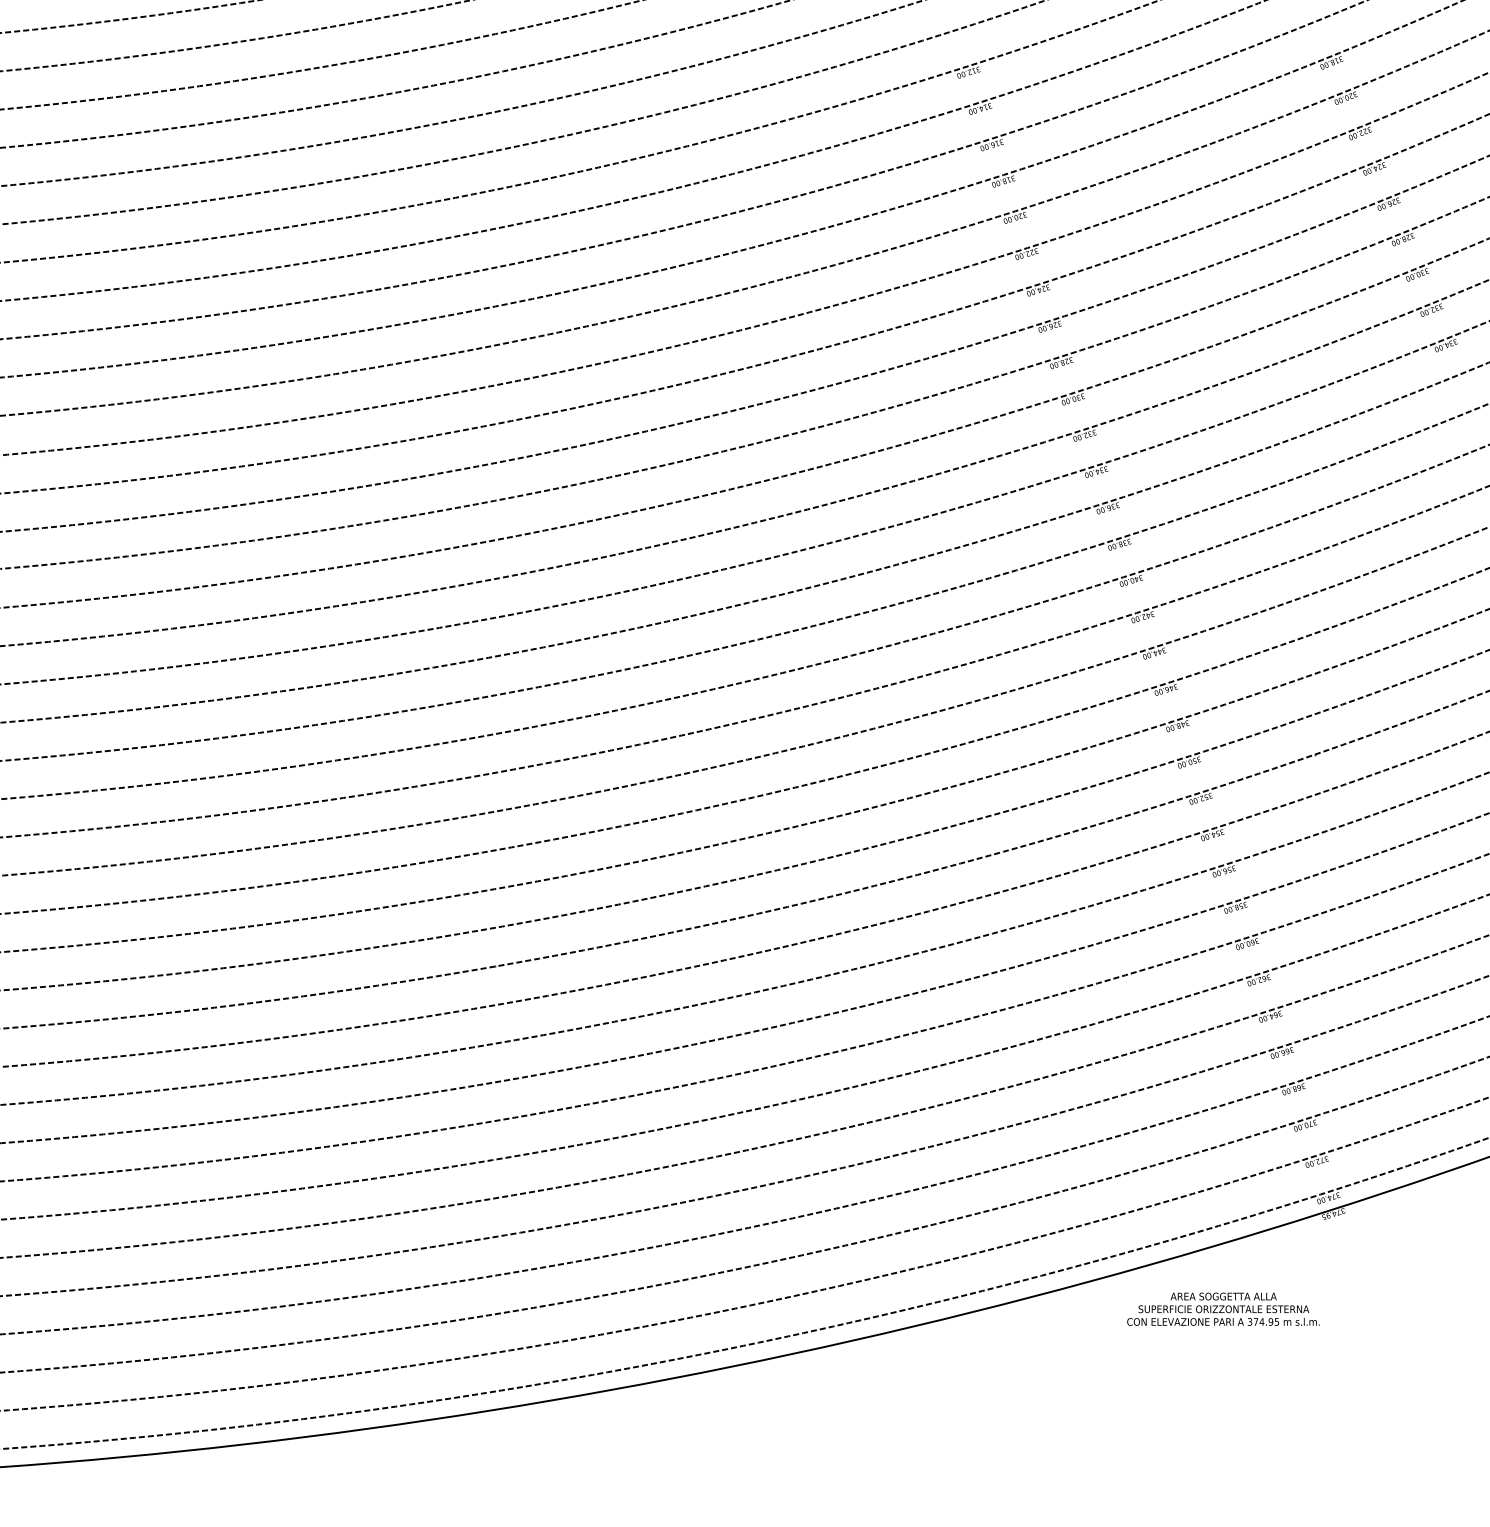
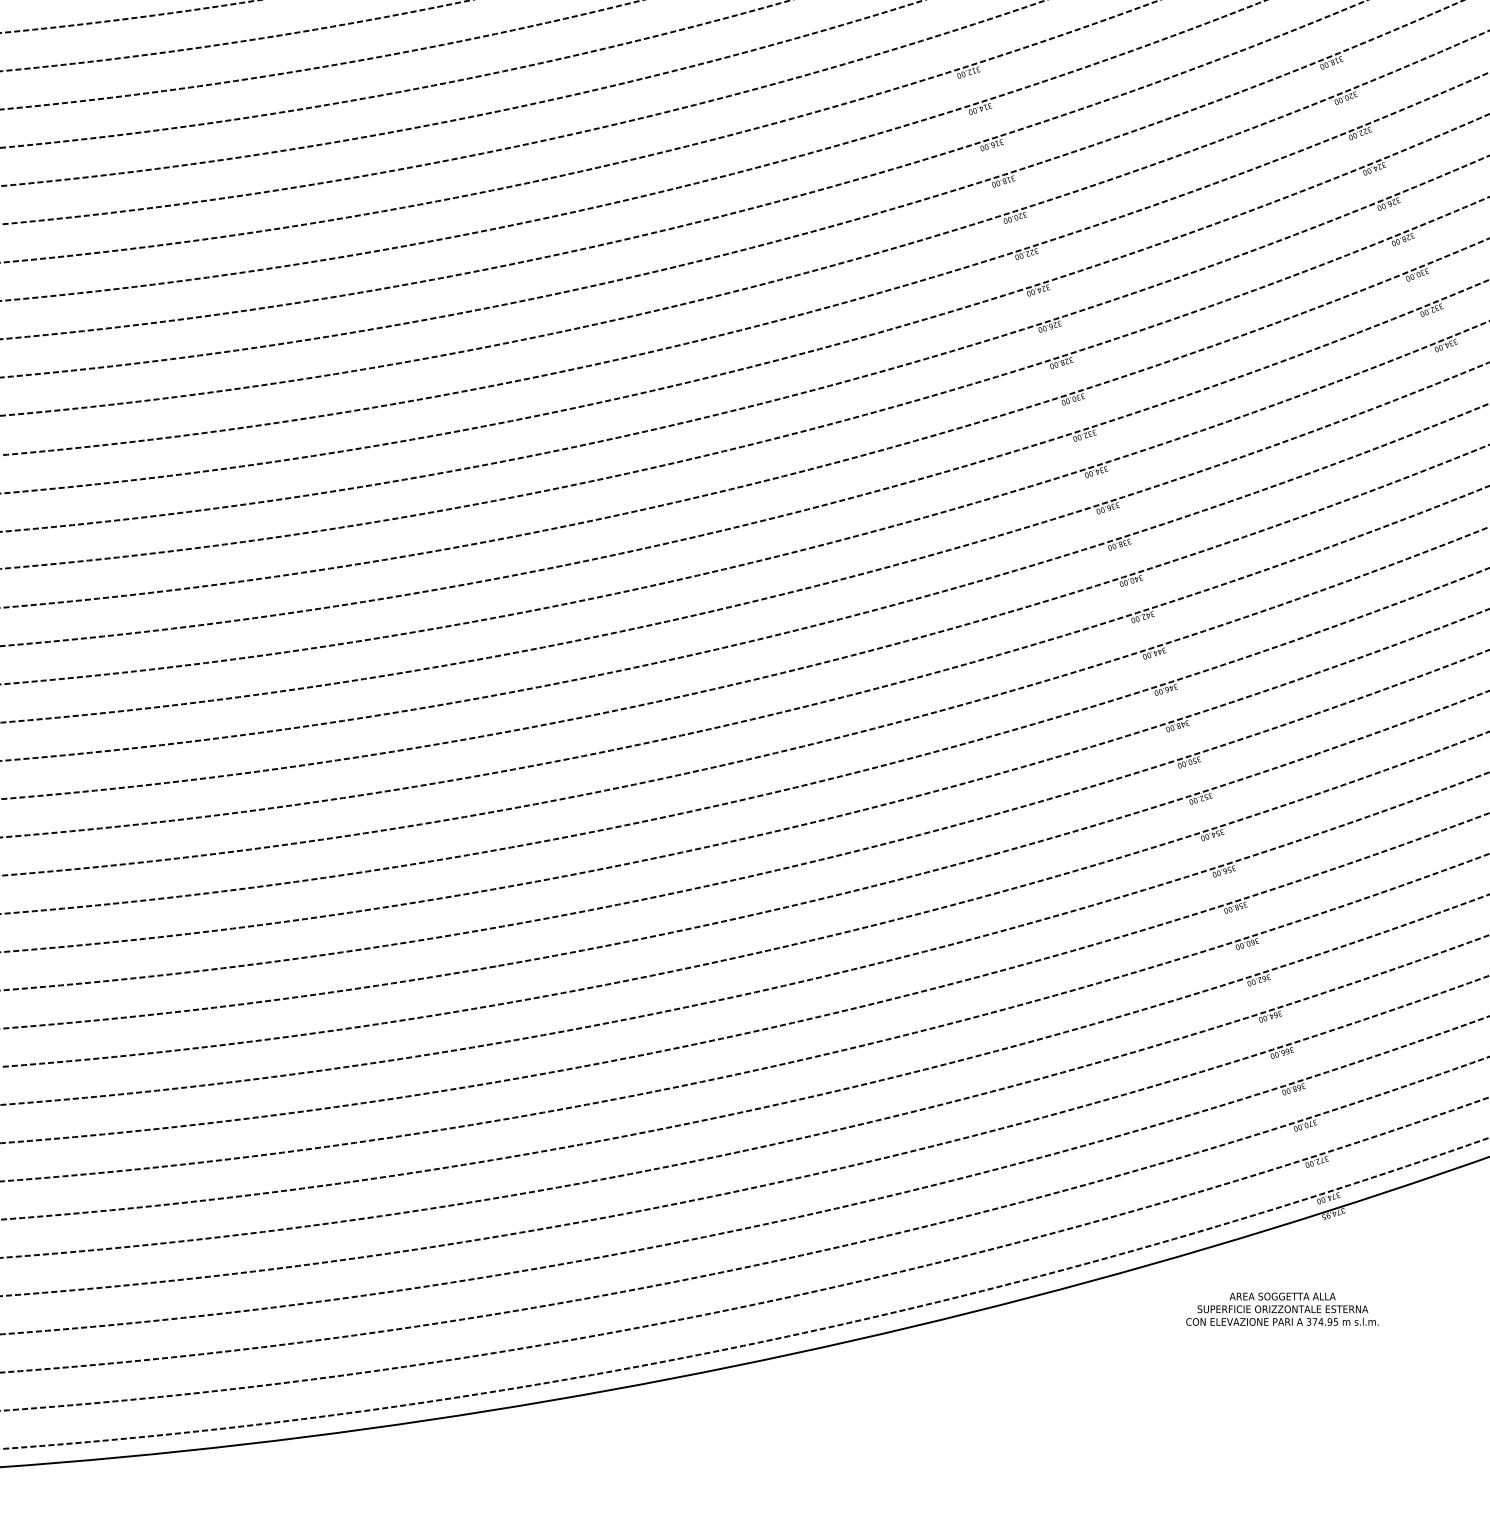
text position: (1223, 1308) -> (1282, 1308) (1282, 1308)
